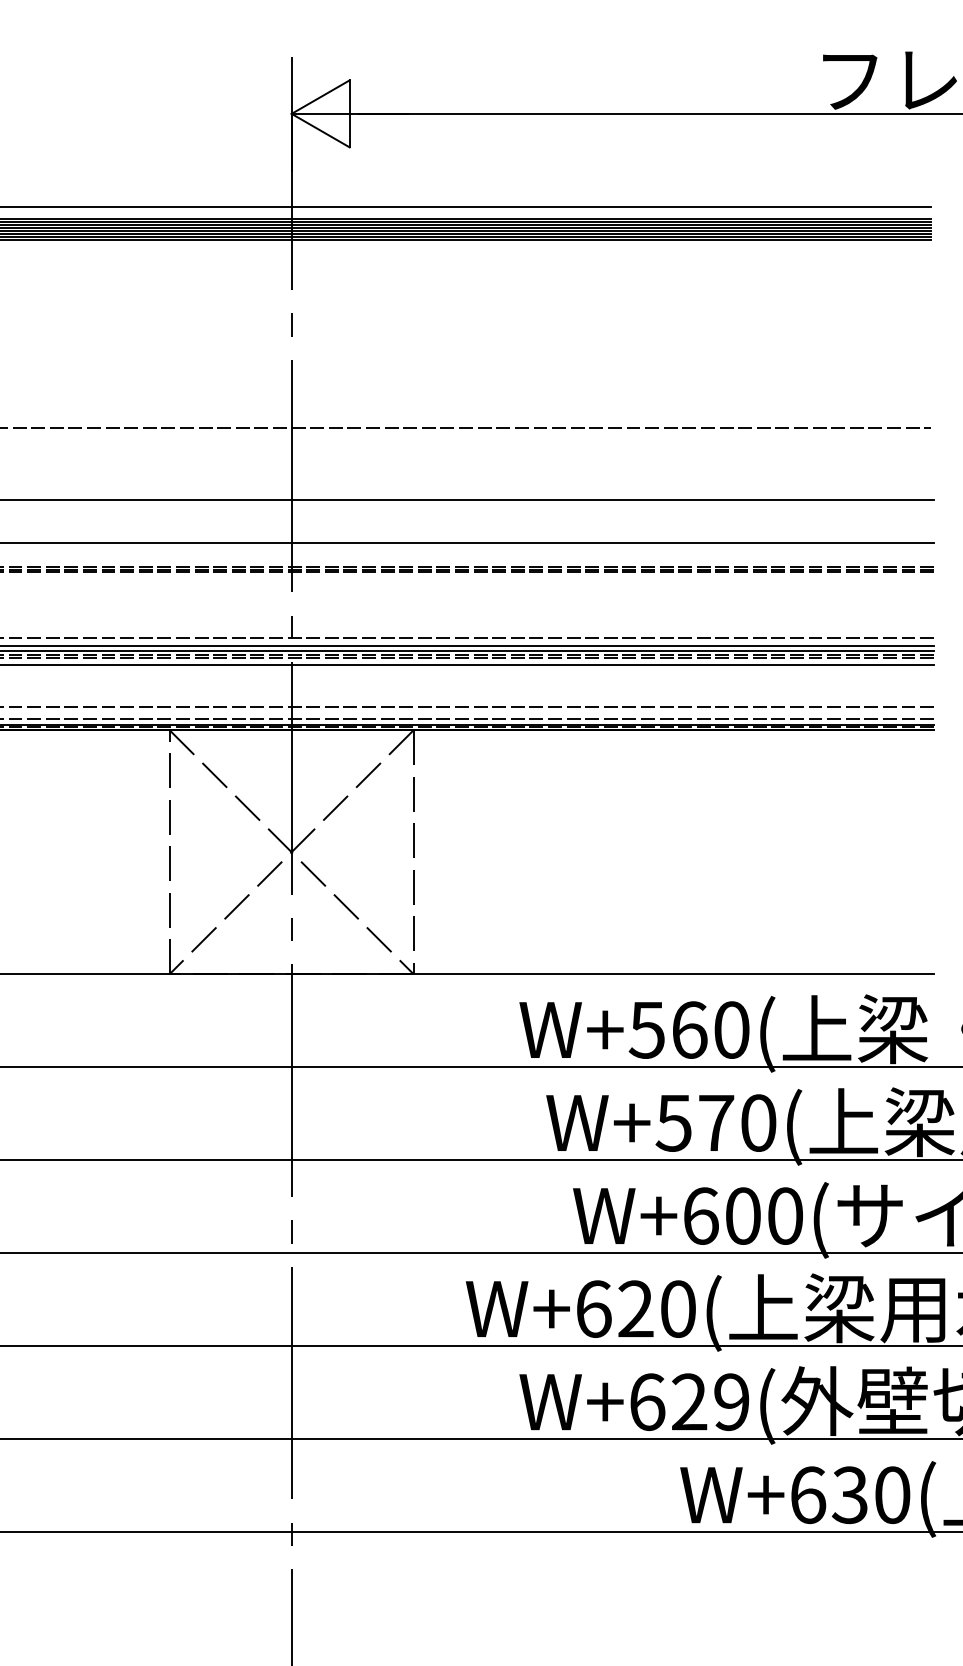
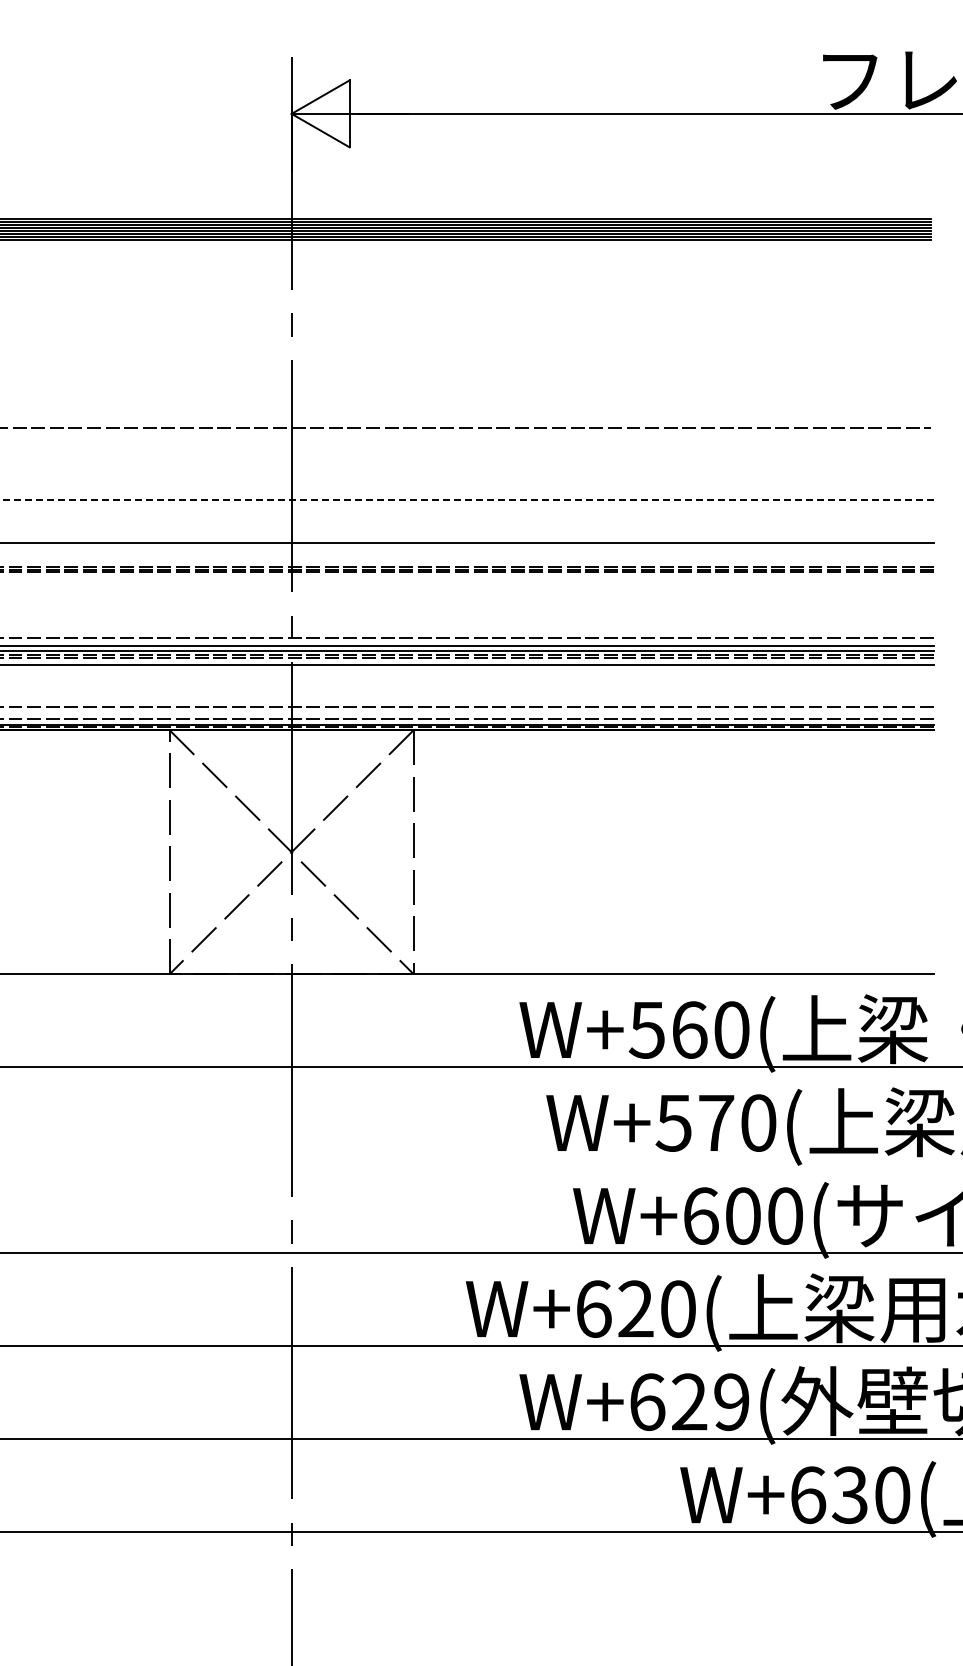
line: present -> none (466, 206)
line: solid -> dashed (467, 499)
line: present -> none (480, 1160)
